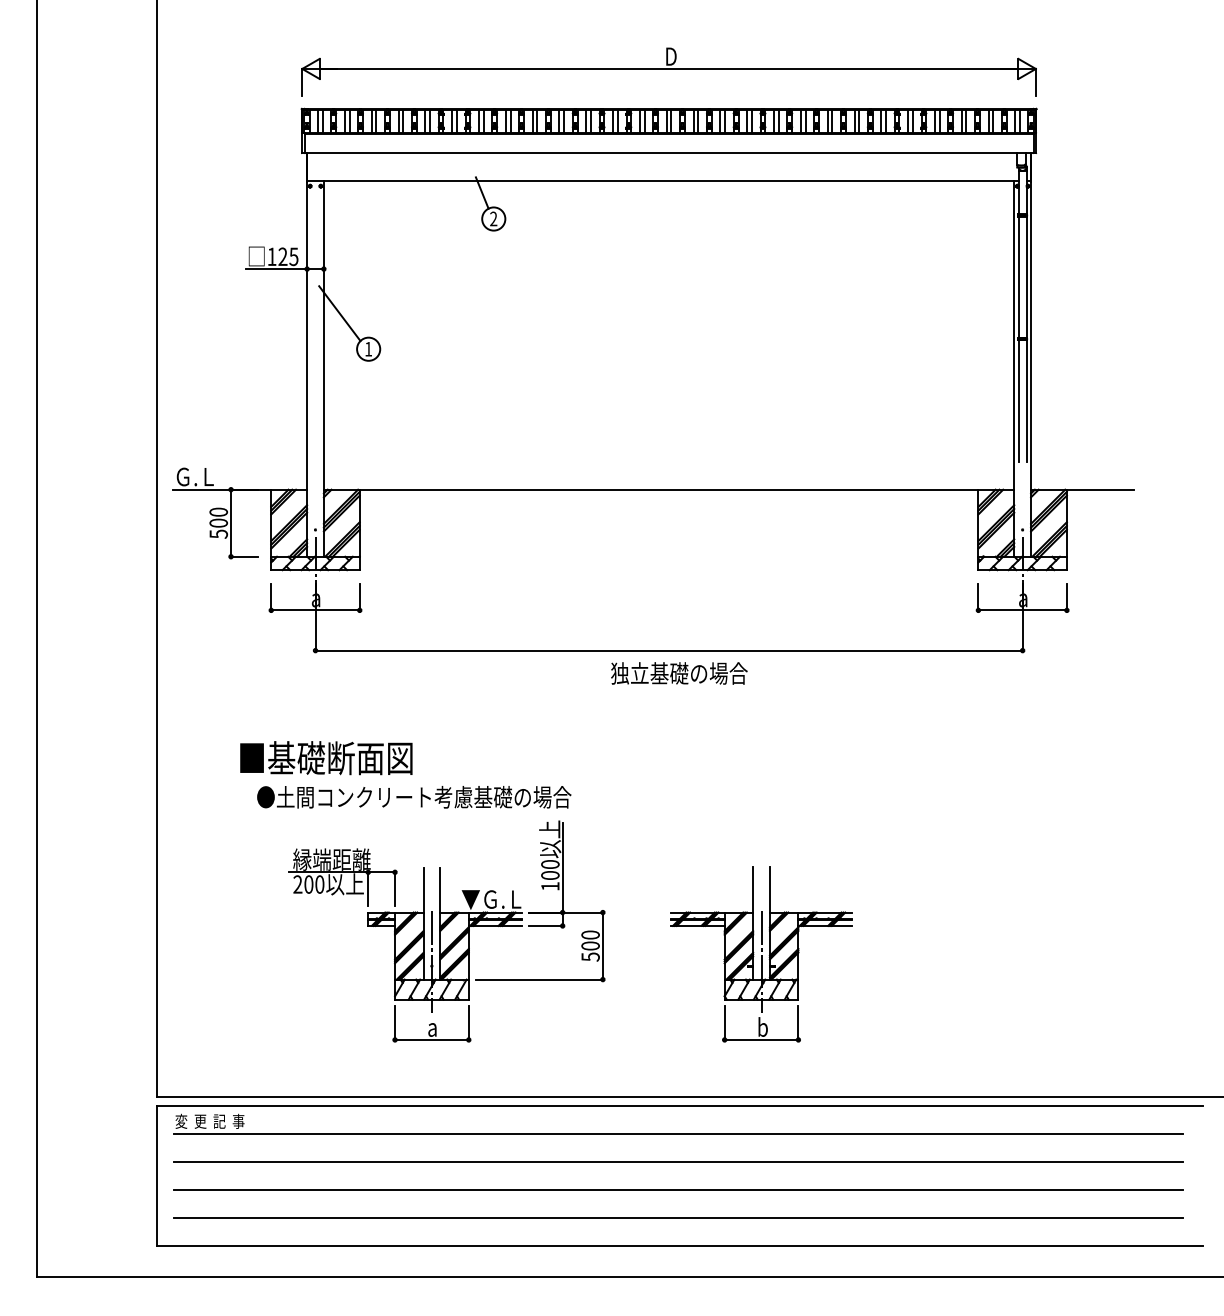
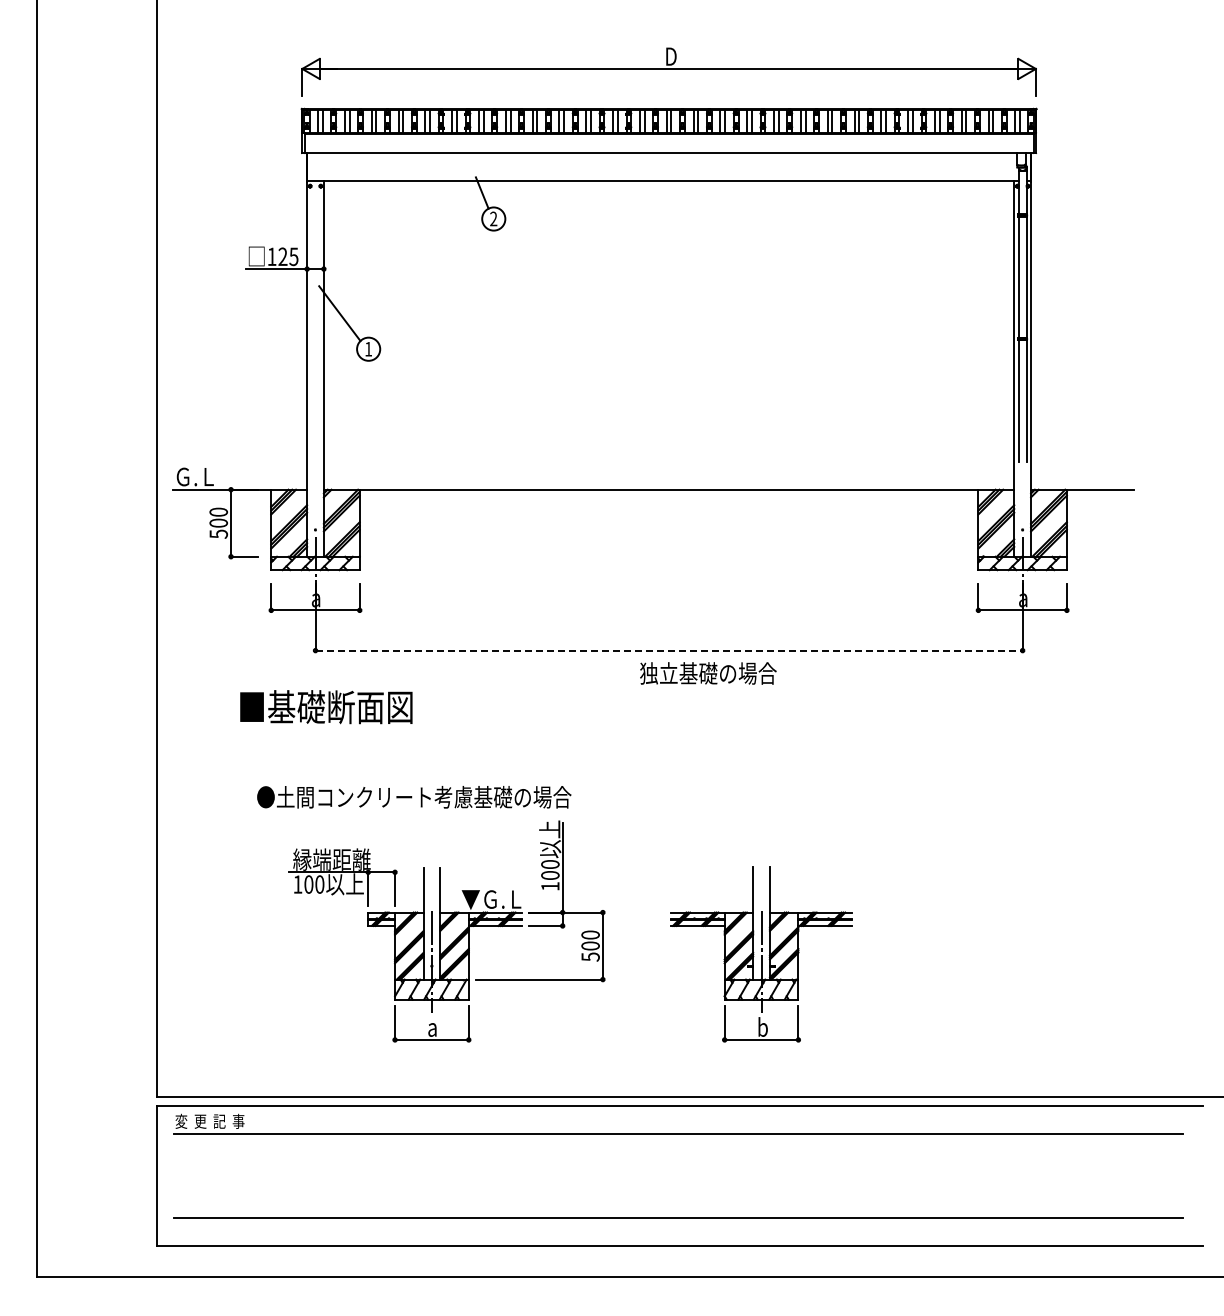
line: solid -> dashed (669, 650)
text position: (679, 673) -> (708, 673) (708, 673)
text position: (326, 758) -> (326, 707) (326, 707)
text: 200 -> 100 (297, 884)
line: present -> none (678, 1161)
line: present -> none (678, 1190)
